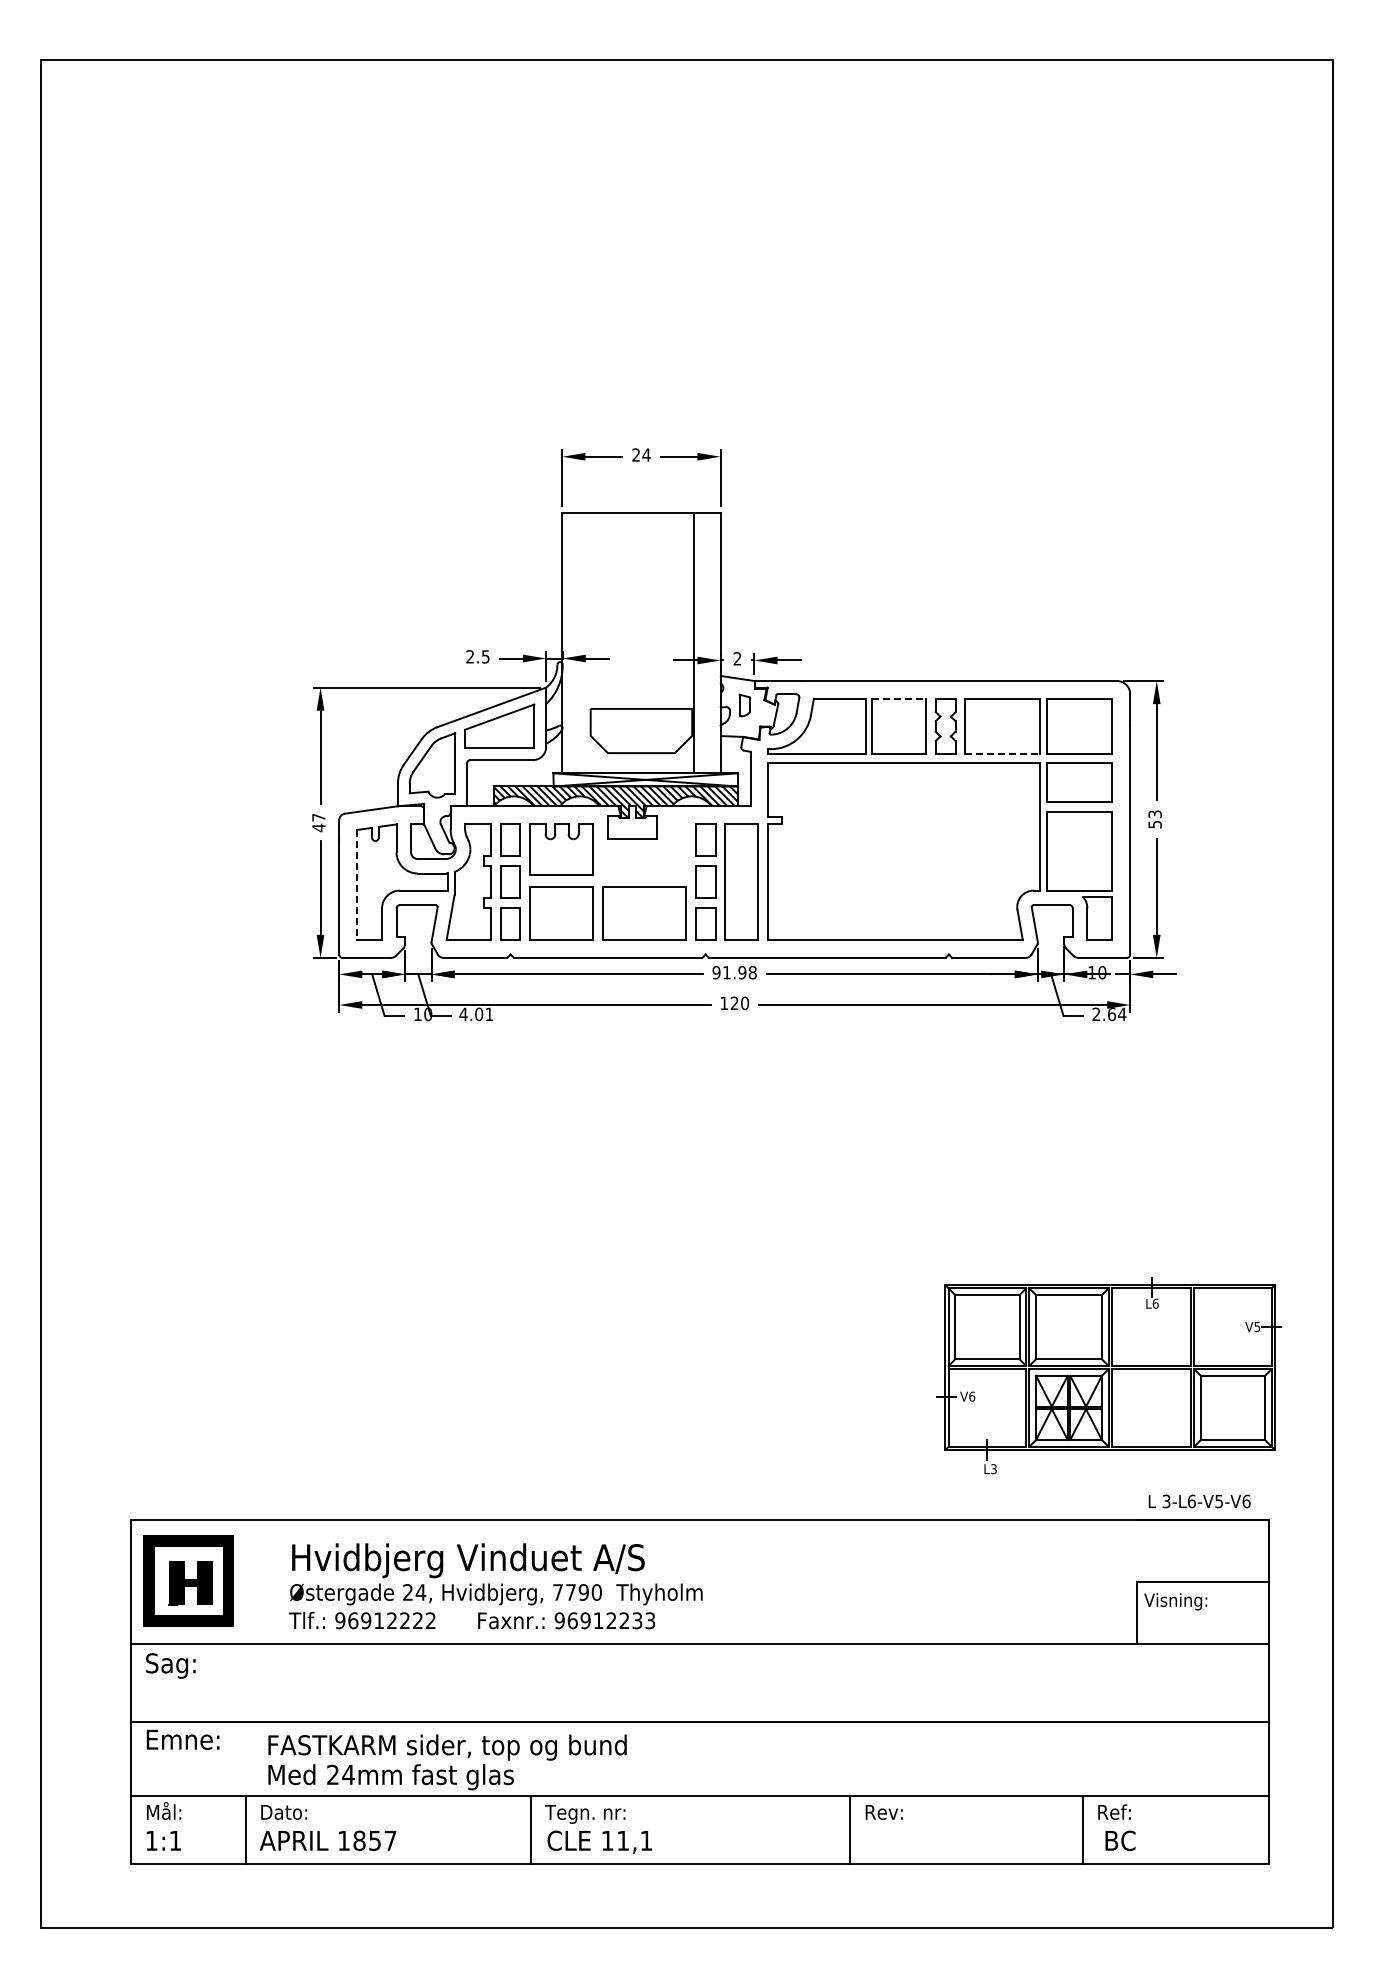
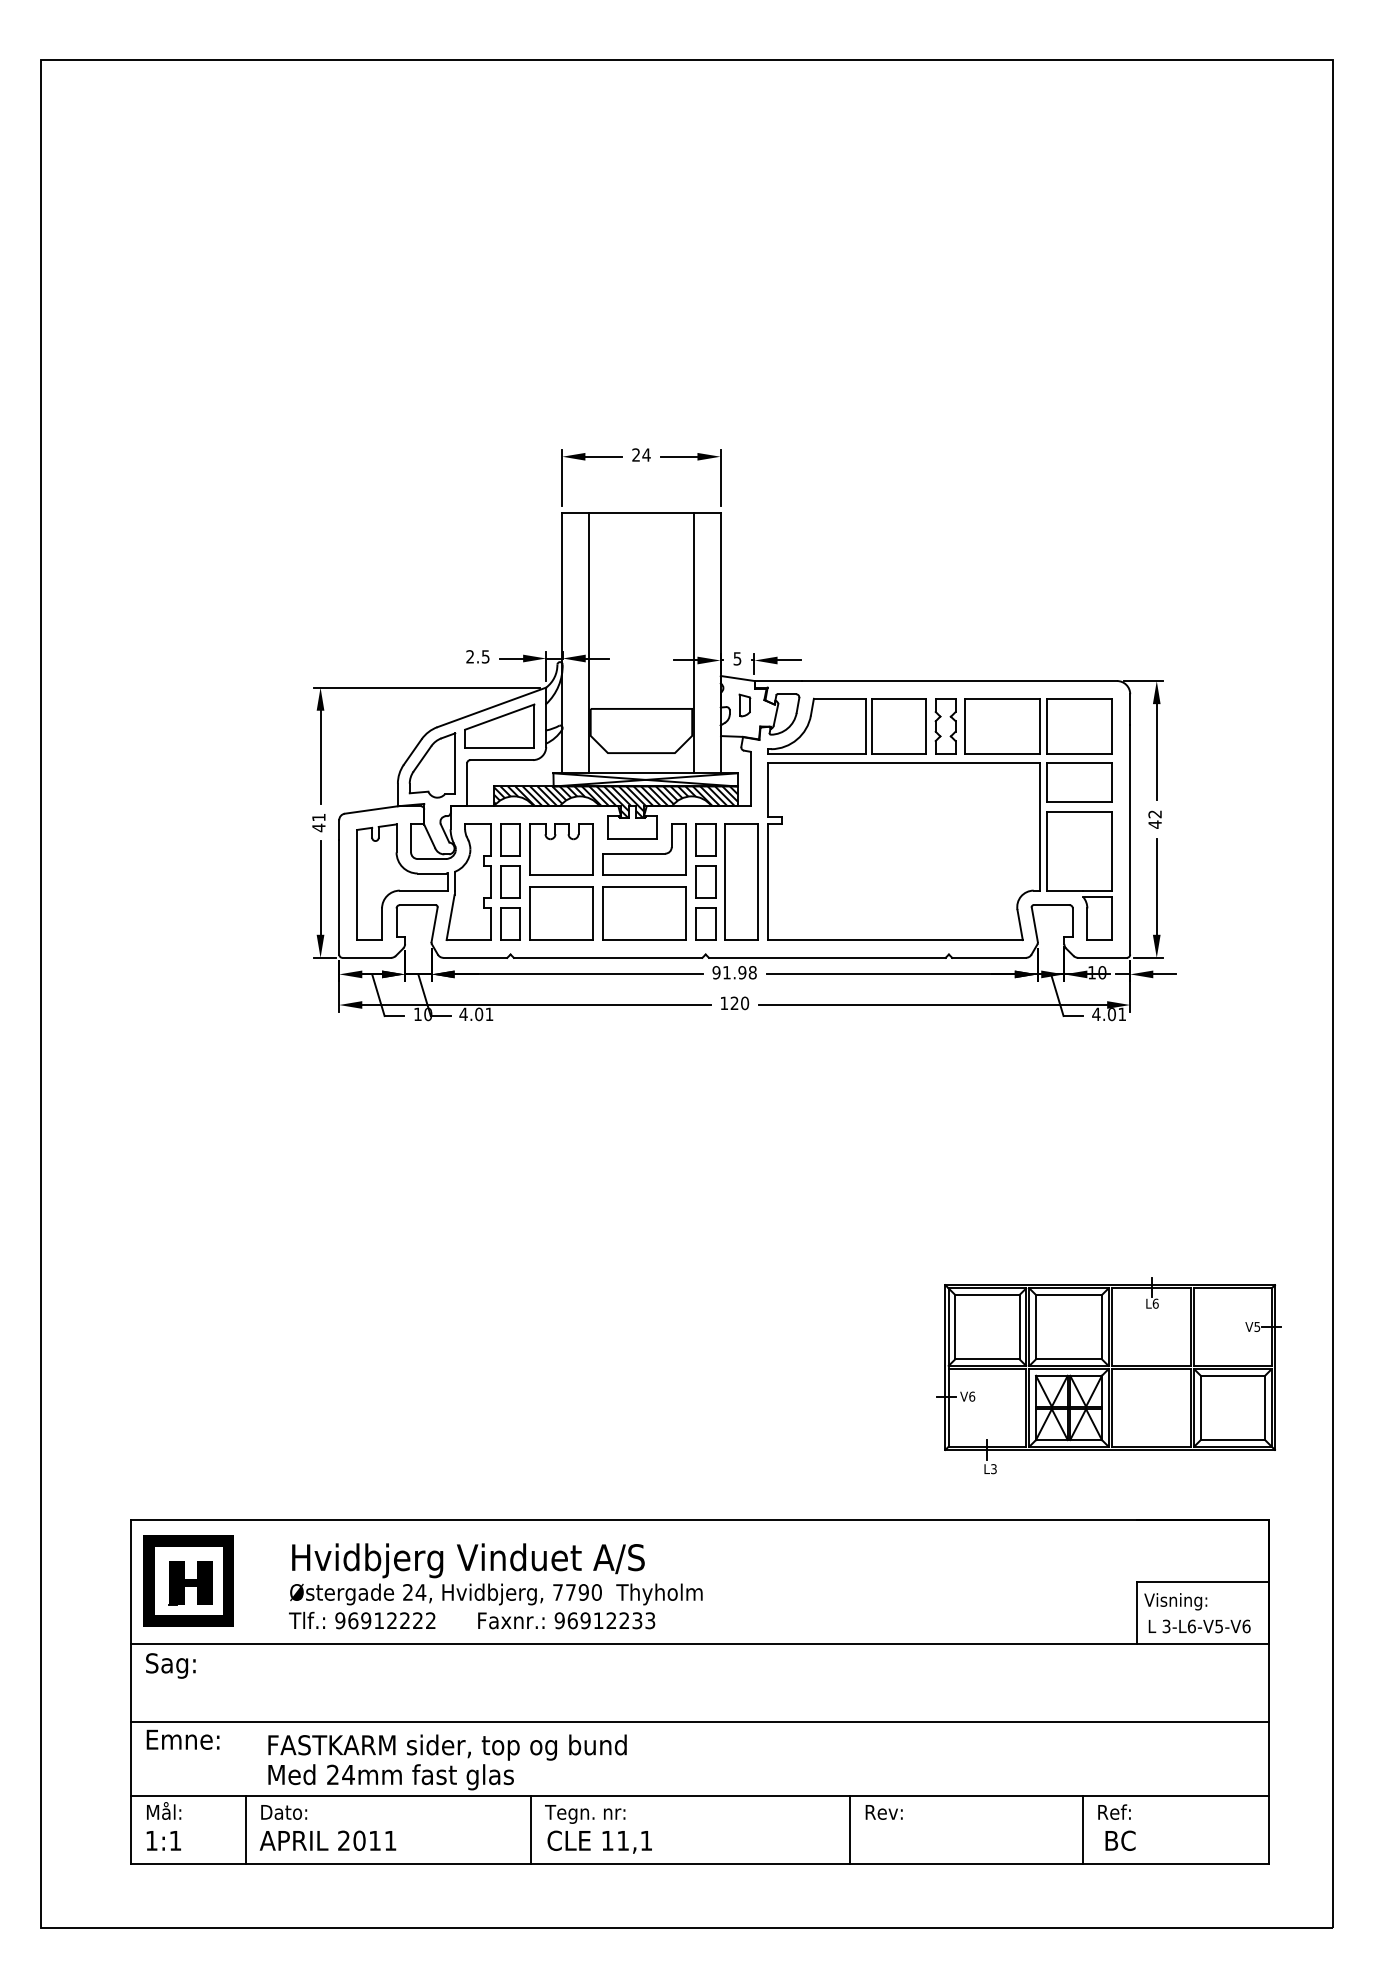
line: none -> present (588, 642)
text: 2 -> 5 (737, 658)
line: dashed -> solid (899, 698)
line: dashed -> solid (1003, 753)
text: 47 -> 41 (318, 817)
text: 53 -> 42 (1154, 819)
part: none -> present (644, 849)
line: dashed -> solid (357, 885)
text: 2.64 -> 4.01 (1109, 1013)
text position: (1199, 1501) -> (1199, 1626) (1199, 1626)
text: 1857 -> 2011 (367, 1840)
